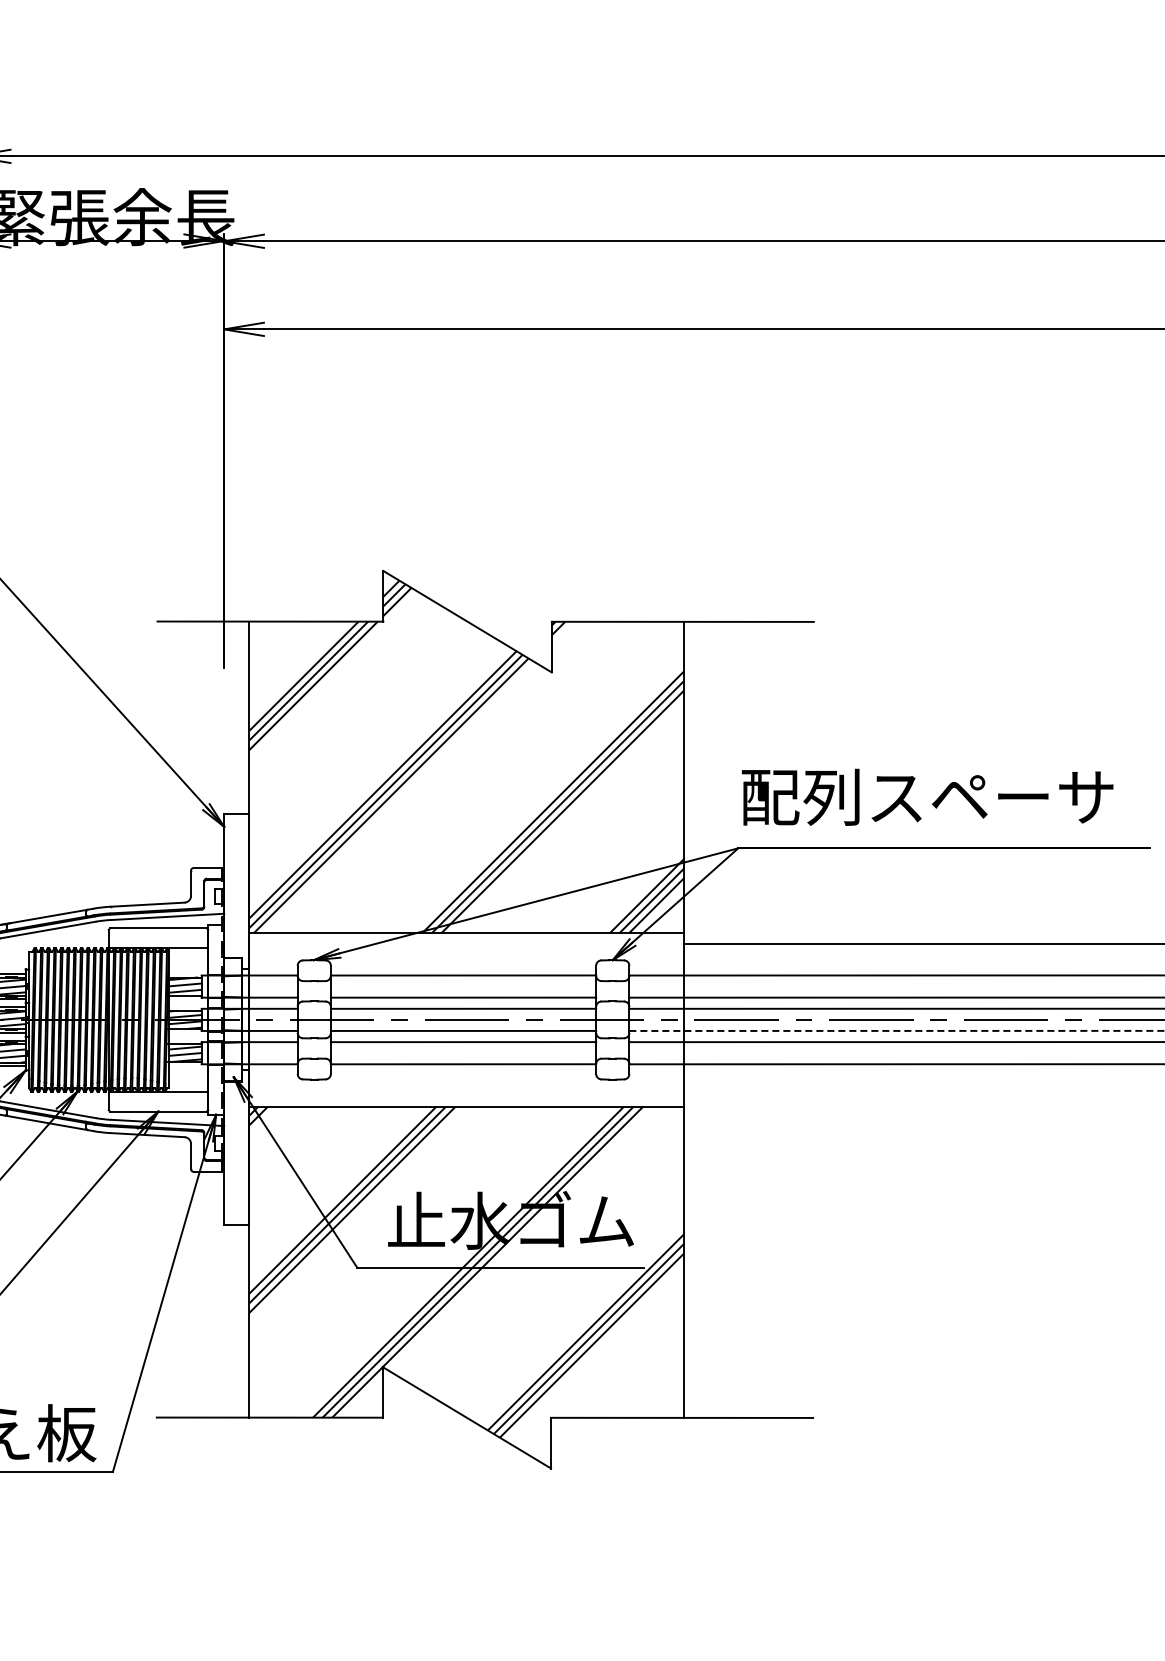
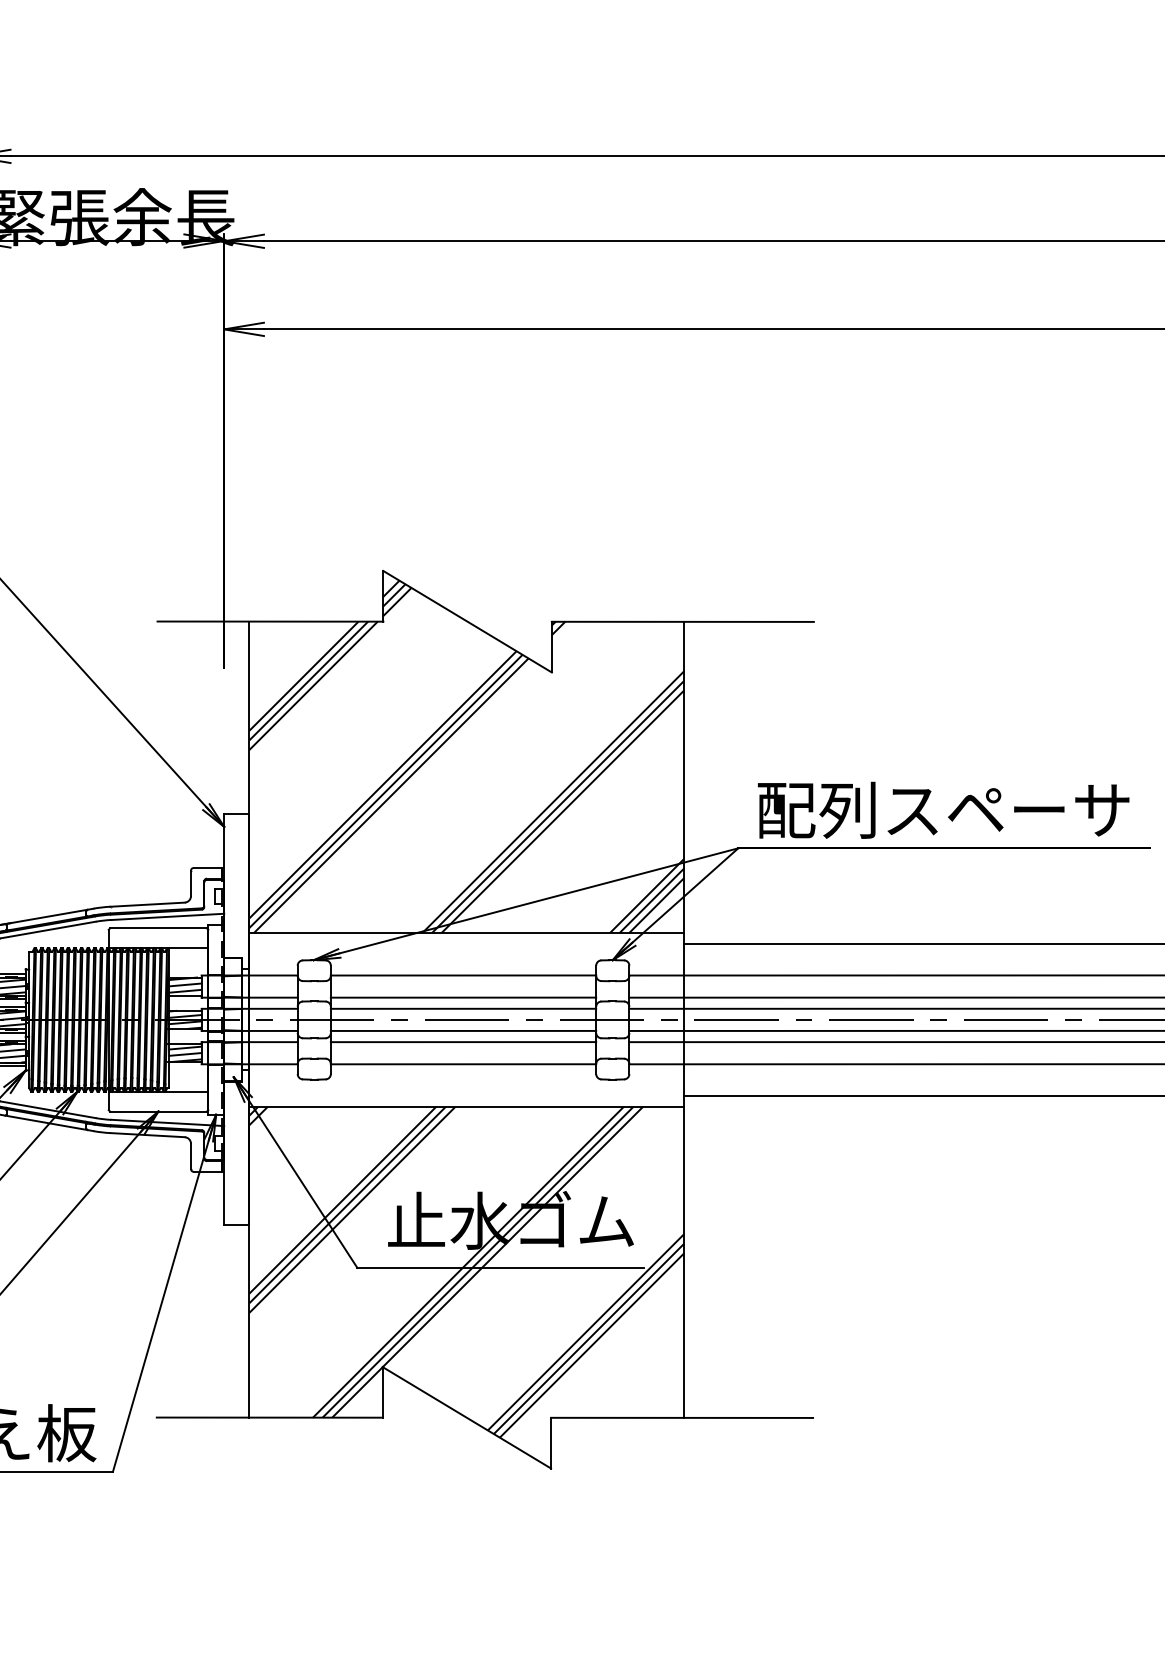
text position: (927, 796) -> (943, 809) (943, 809)
line: dashed -> solid (897, 1030)
line: none -> present (922, 1096)
